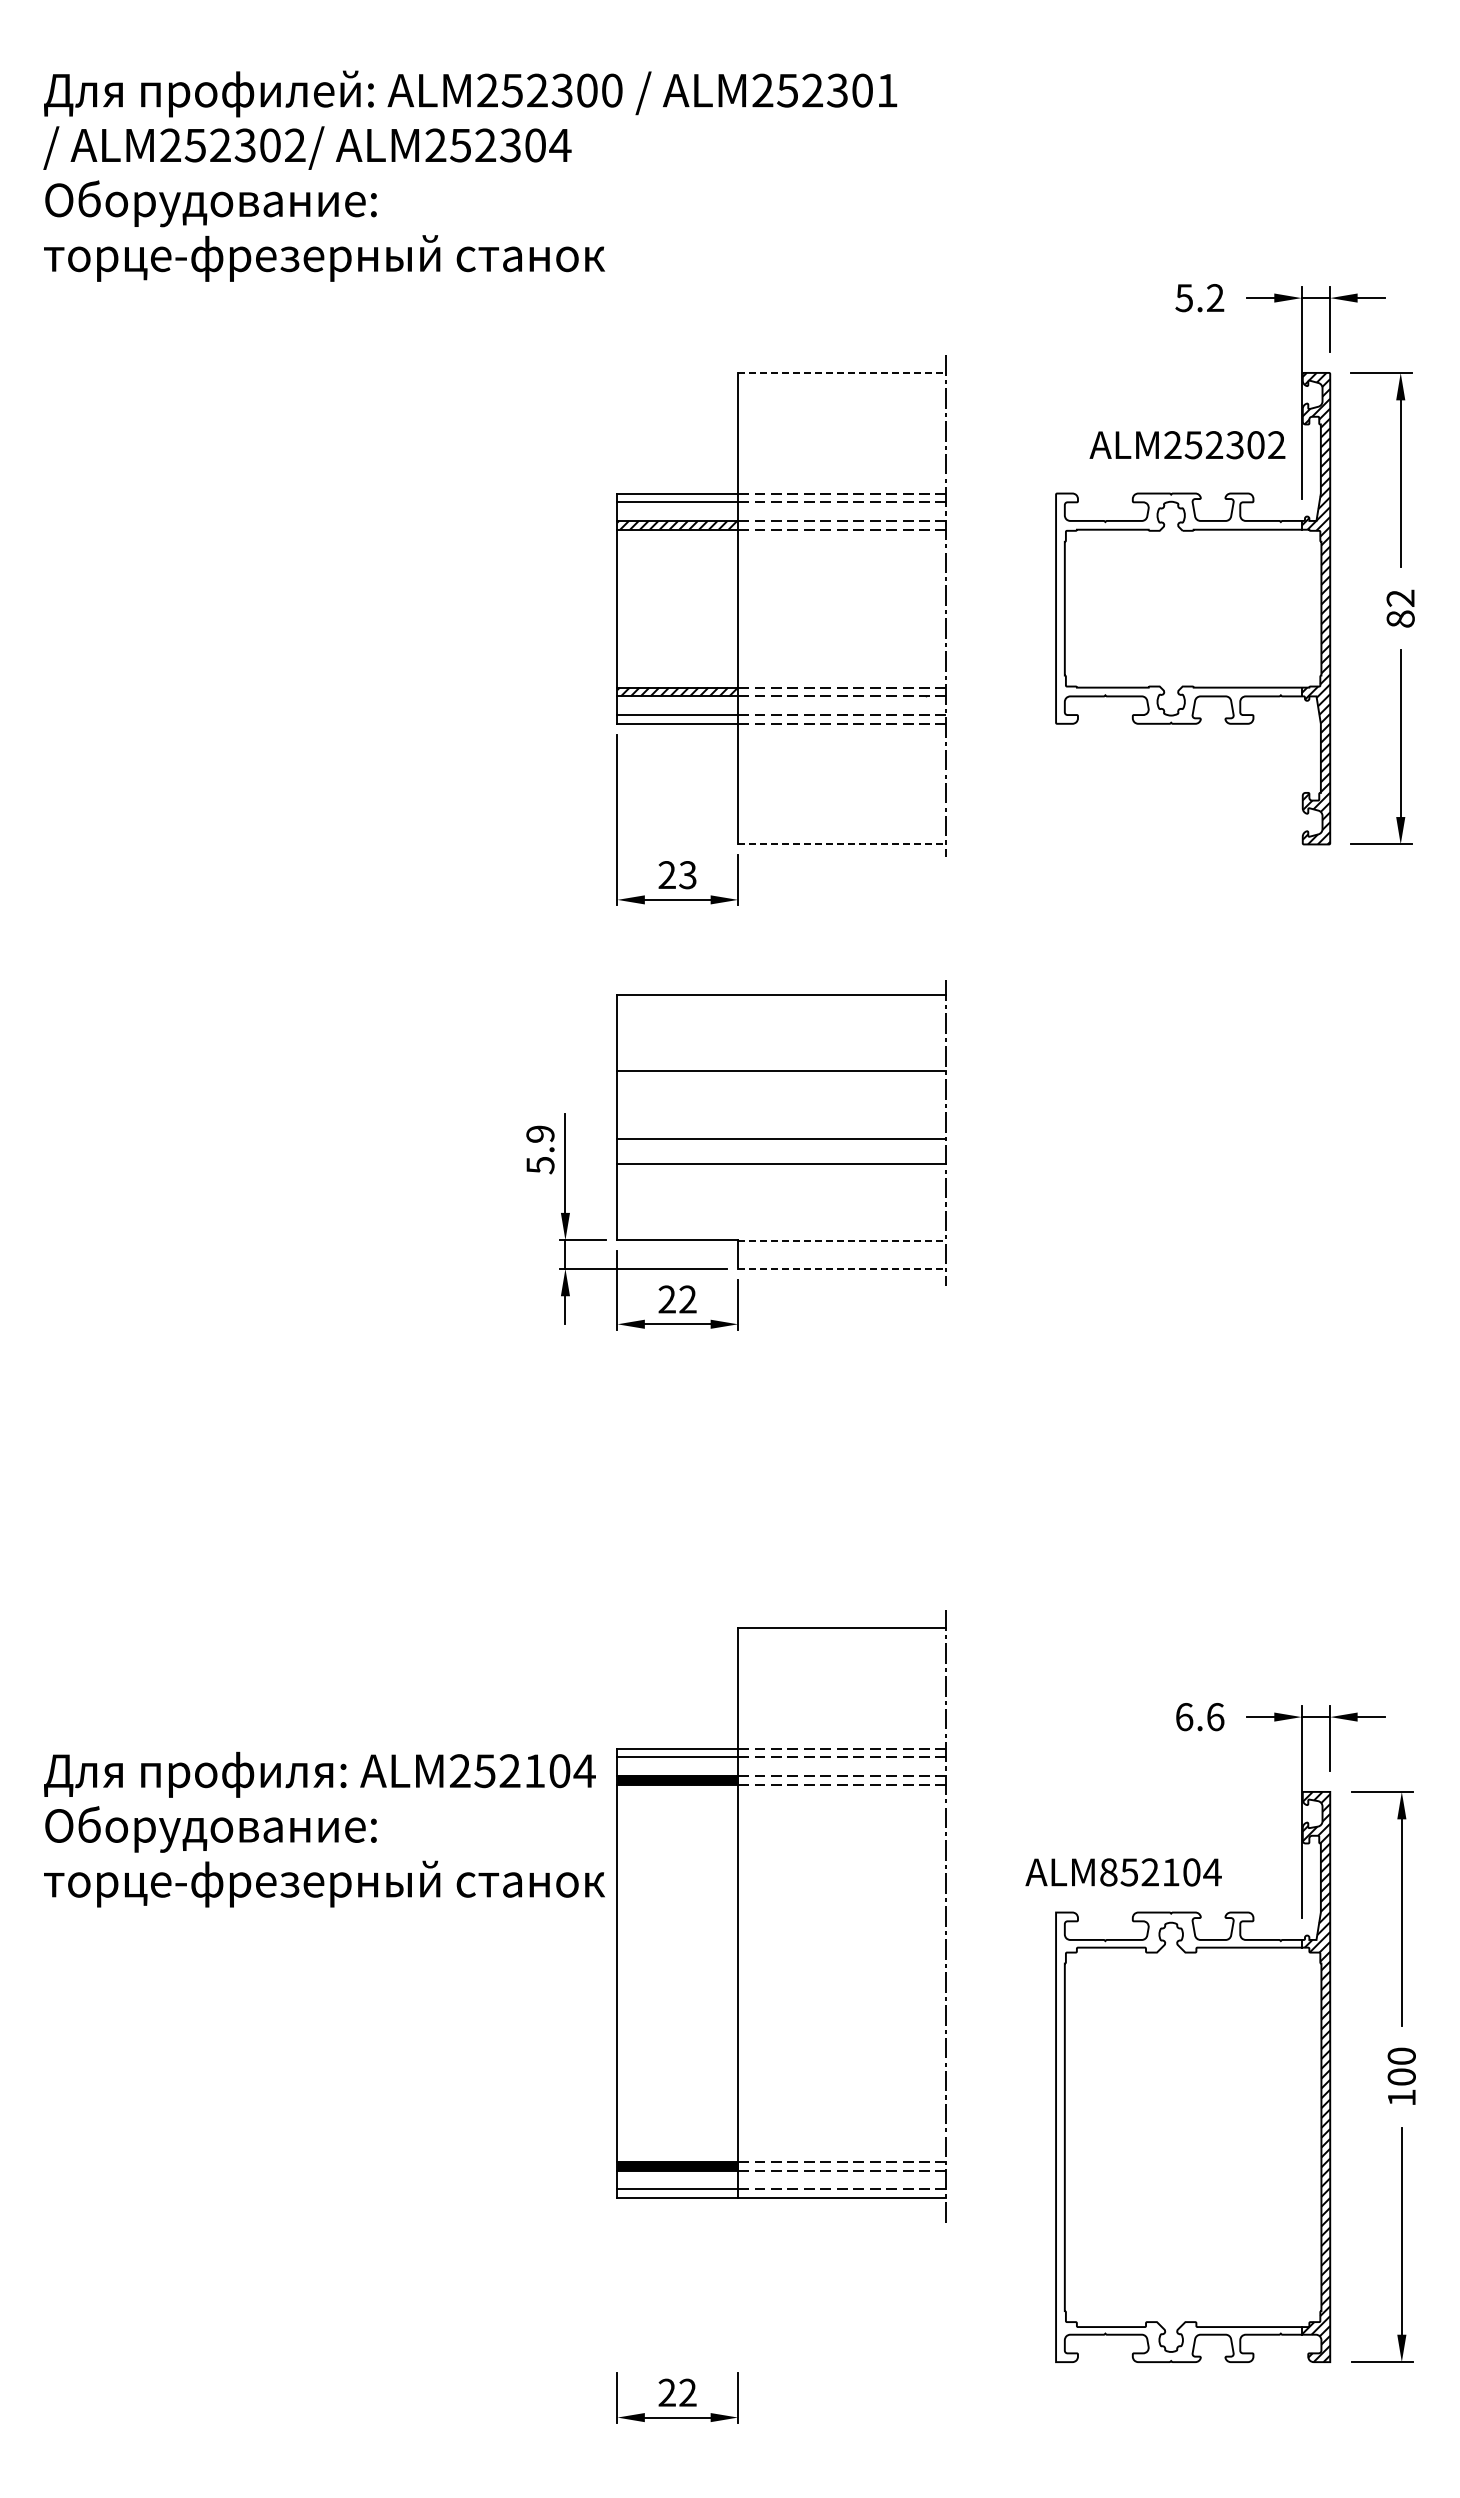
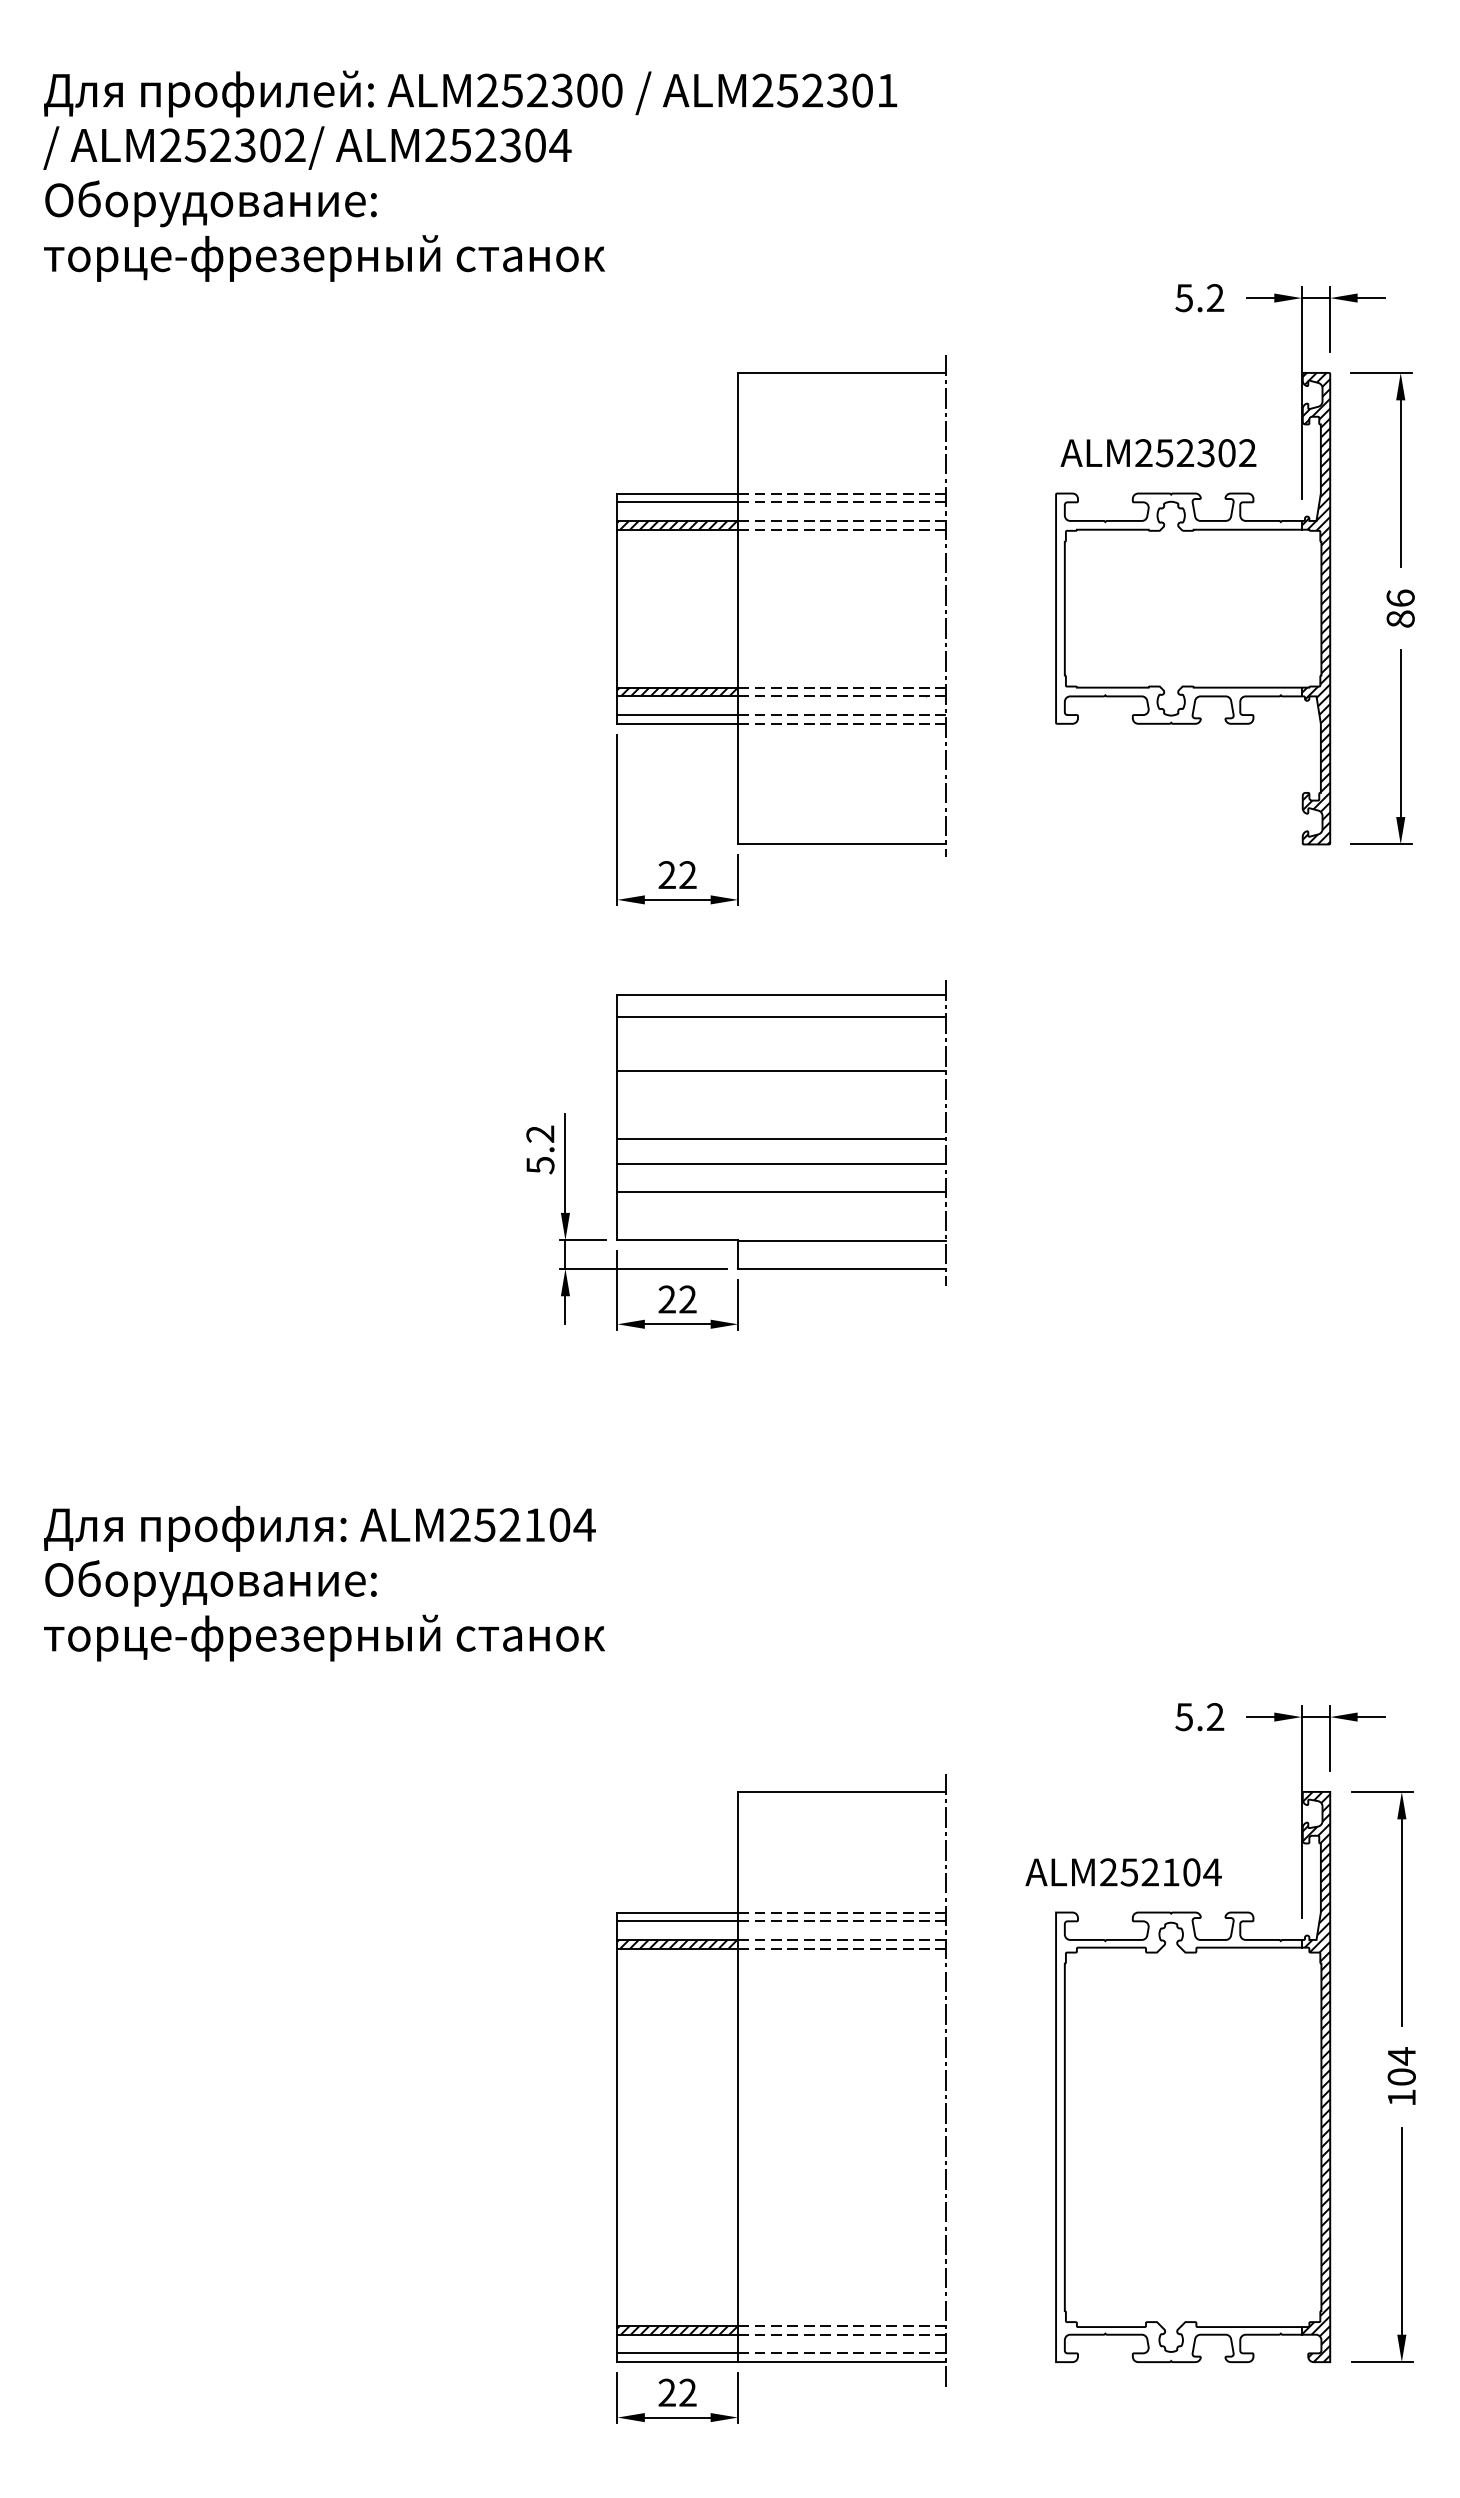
line: dashed -> solid (842, 372)
text position: (1187, 445) -> (1158, 453) (1158, 453)
text: 82 -> 86 (1400, 597)
line: dashed -> solid (842, 844)
text: 23 -> 22 (687, 875)
line: none -> present (781, 1016)
text: 5.9 -> 5.2 (540, 1133)
line: none -> present (781, 1192)
line: dashed -> solid (842, 1241)
line: dashed -> solid (842, 1268)
text: 6.6 -> 5.2 (1199, 1717)
text position: (324, 1829) -> (324, 1583) (324, 1583)
text: ALM852104 -> ALM252104 (1108, 1872)
part position: (738, 1916) -> (738, 2080) (738, 2080)
text: 100 -> 104 (1401, 2056)
